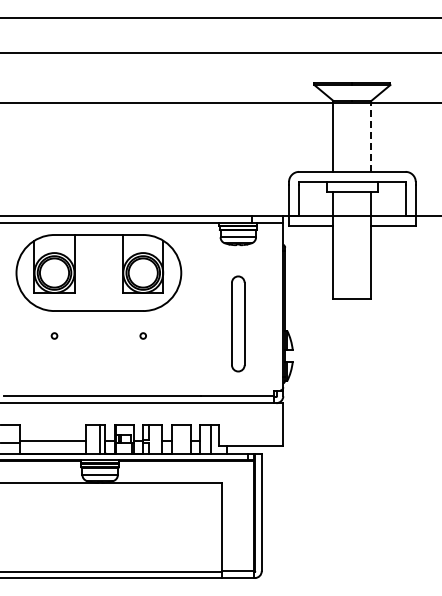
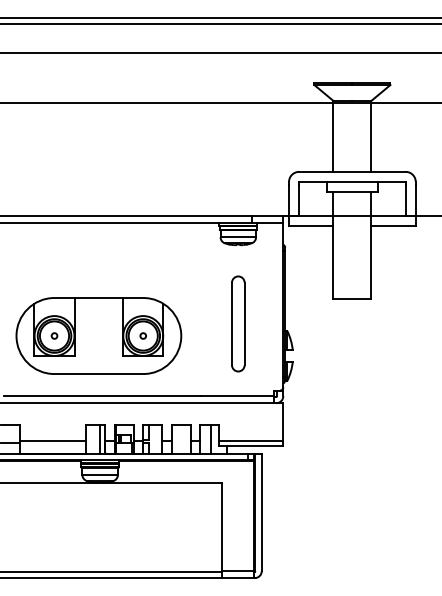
line: none -> present (220, 24)
line: dashed -> solid (371, 135)
part position: (98, 272) -> (98, 335) (98, 335)
line: none -> present (250, 441)
